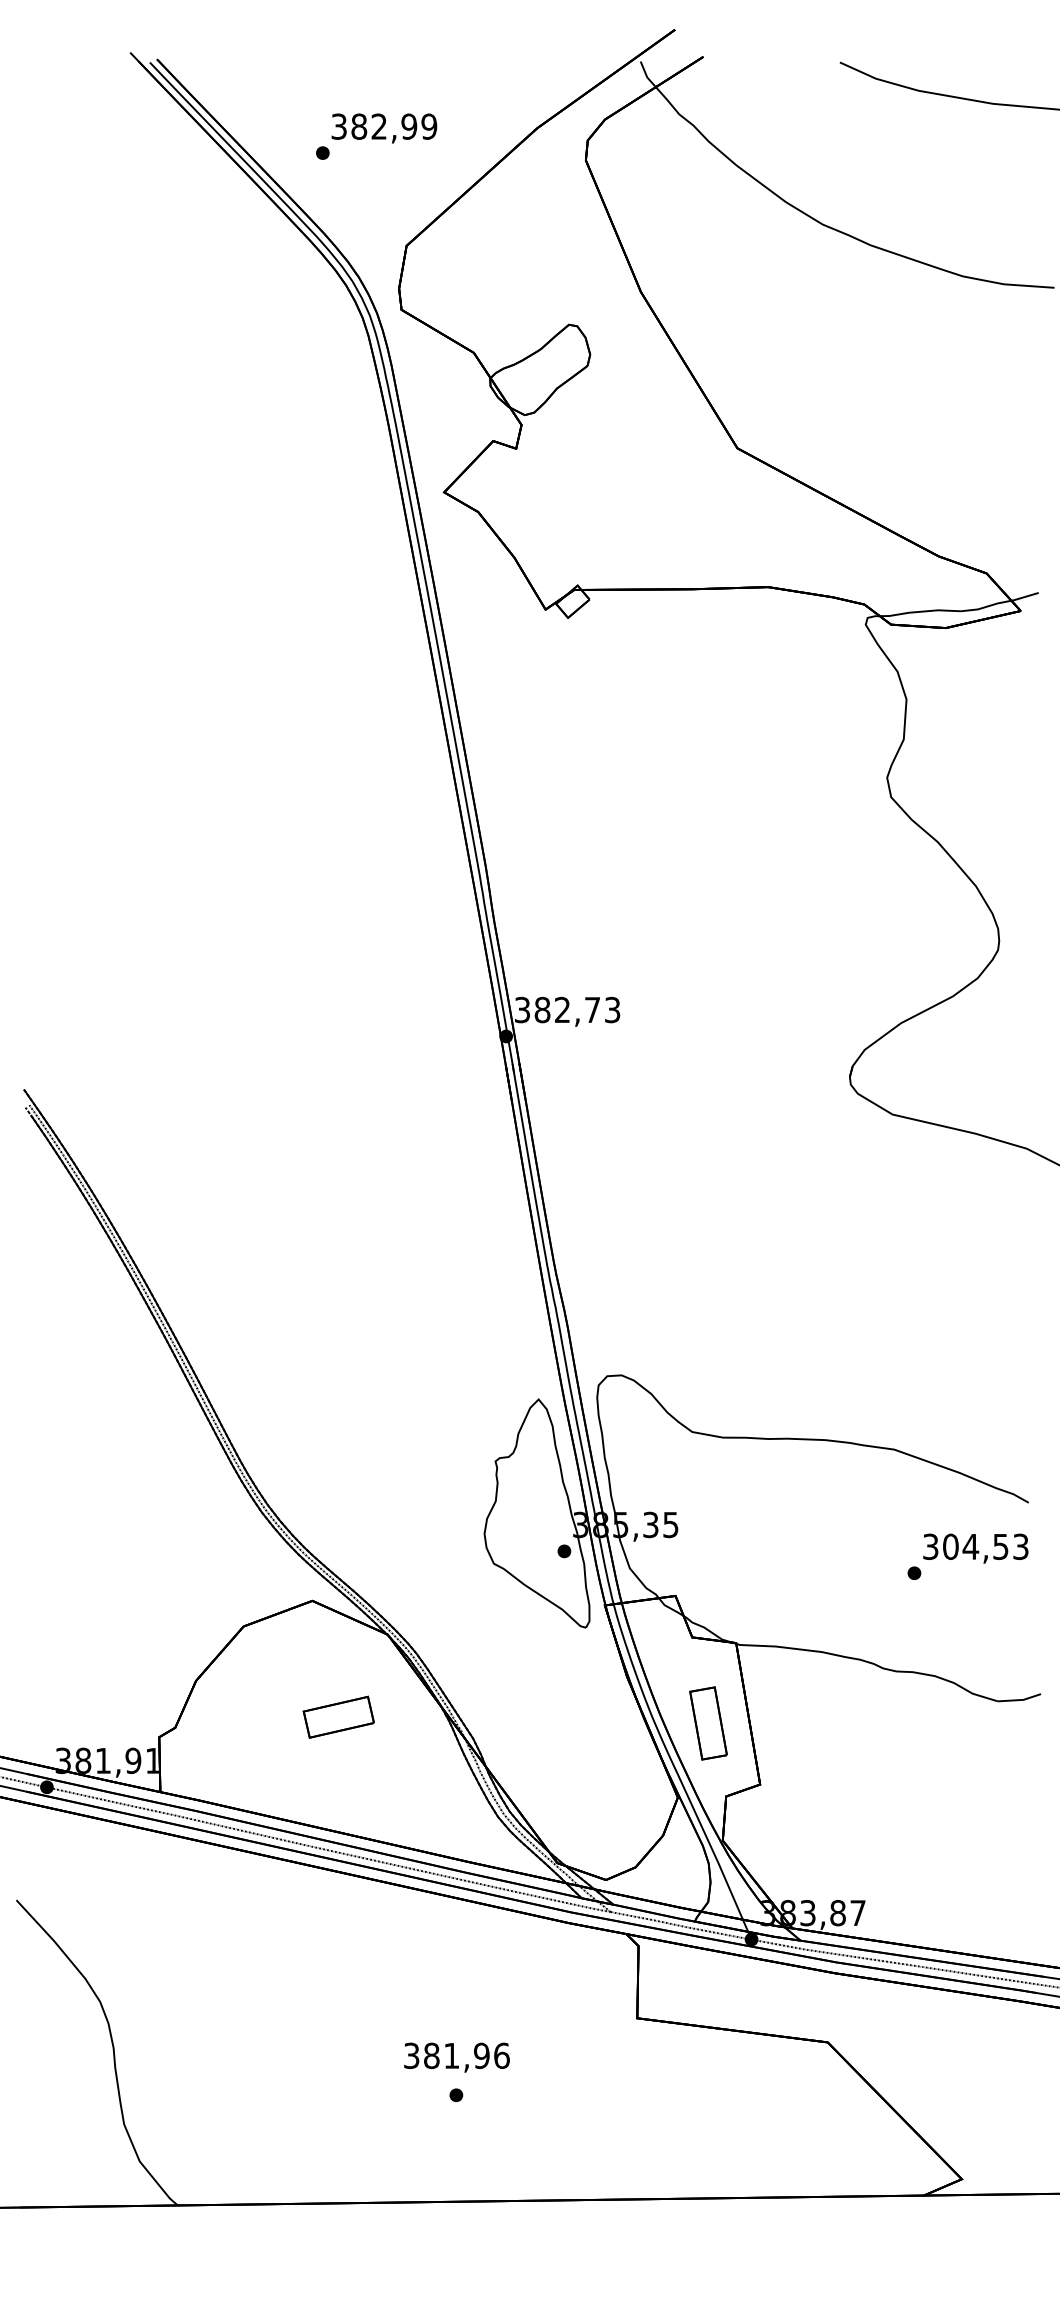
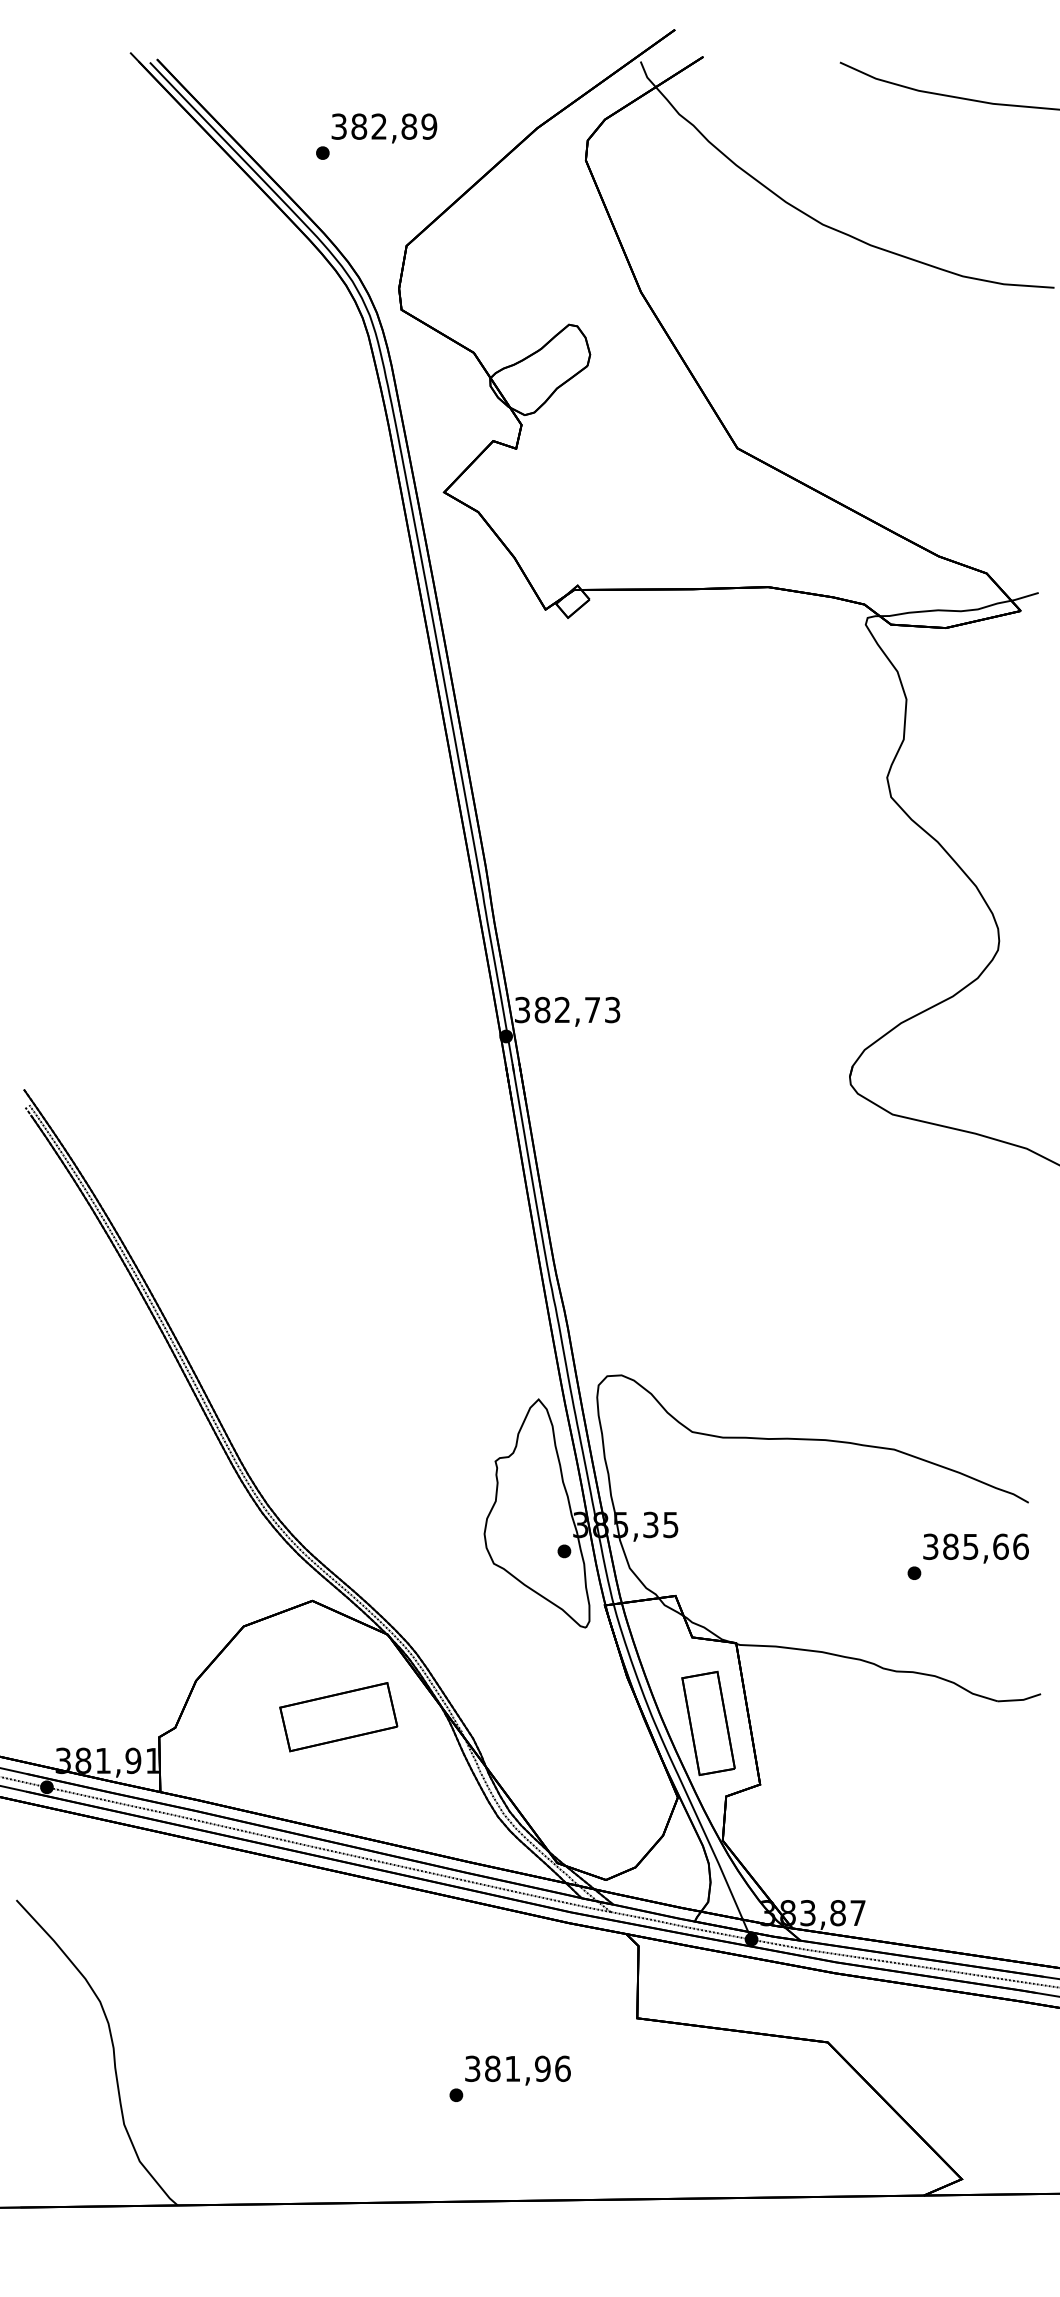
text: 382,99 -> 382,89 (409, 126)
text: 304,53 -> 385,66 (985, 1546)
part size: 73x44 px -> 120x71 px (338, 1717)
part size: 39x75 px -> 55x107 px (708, 1723)
text position: (456, 2057) -> (517, 2070) (517, 2070)
